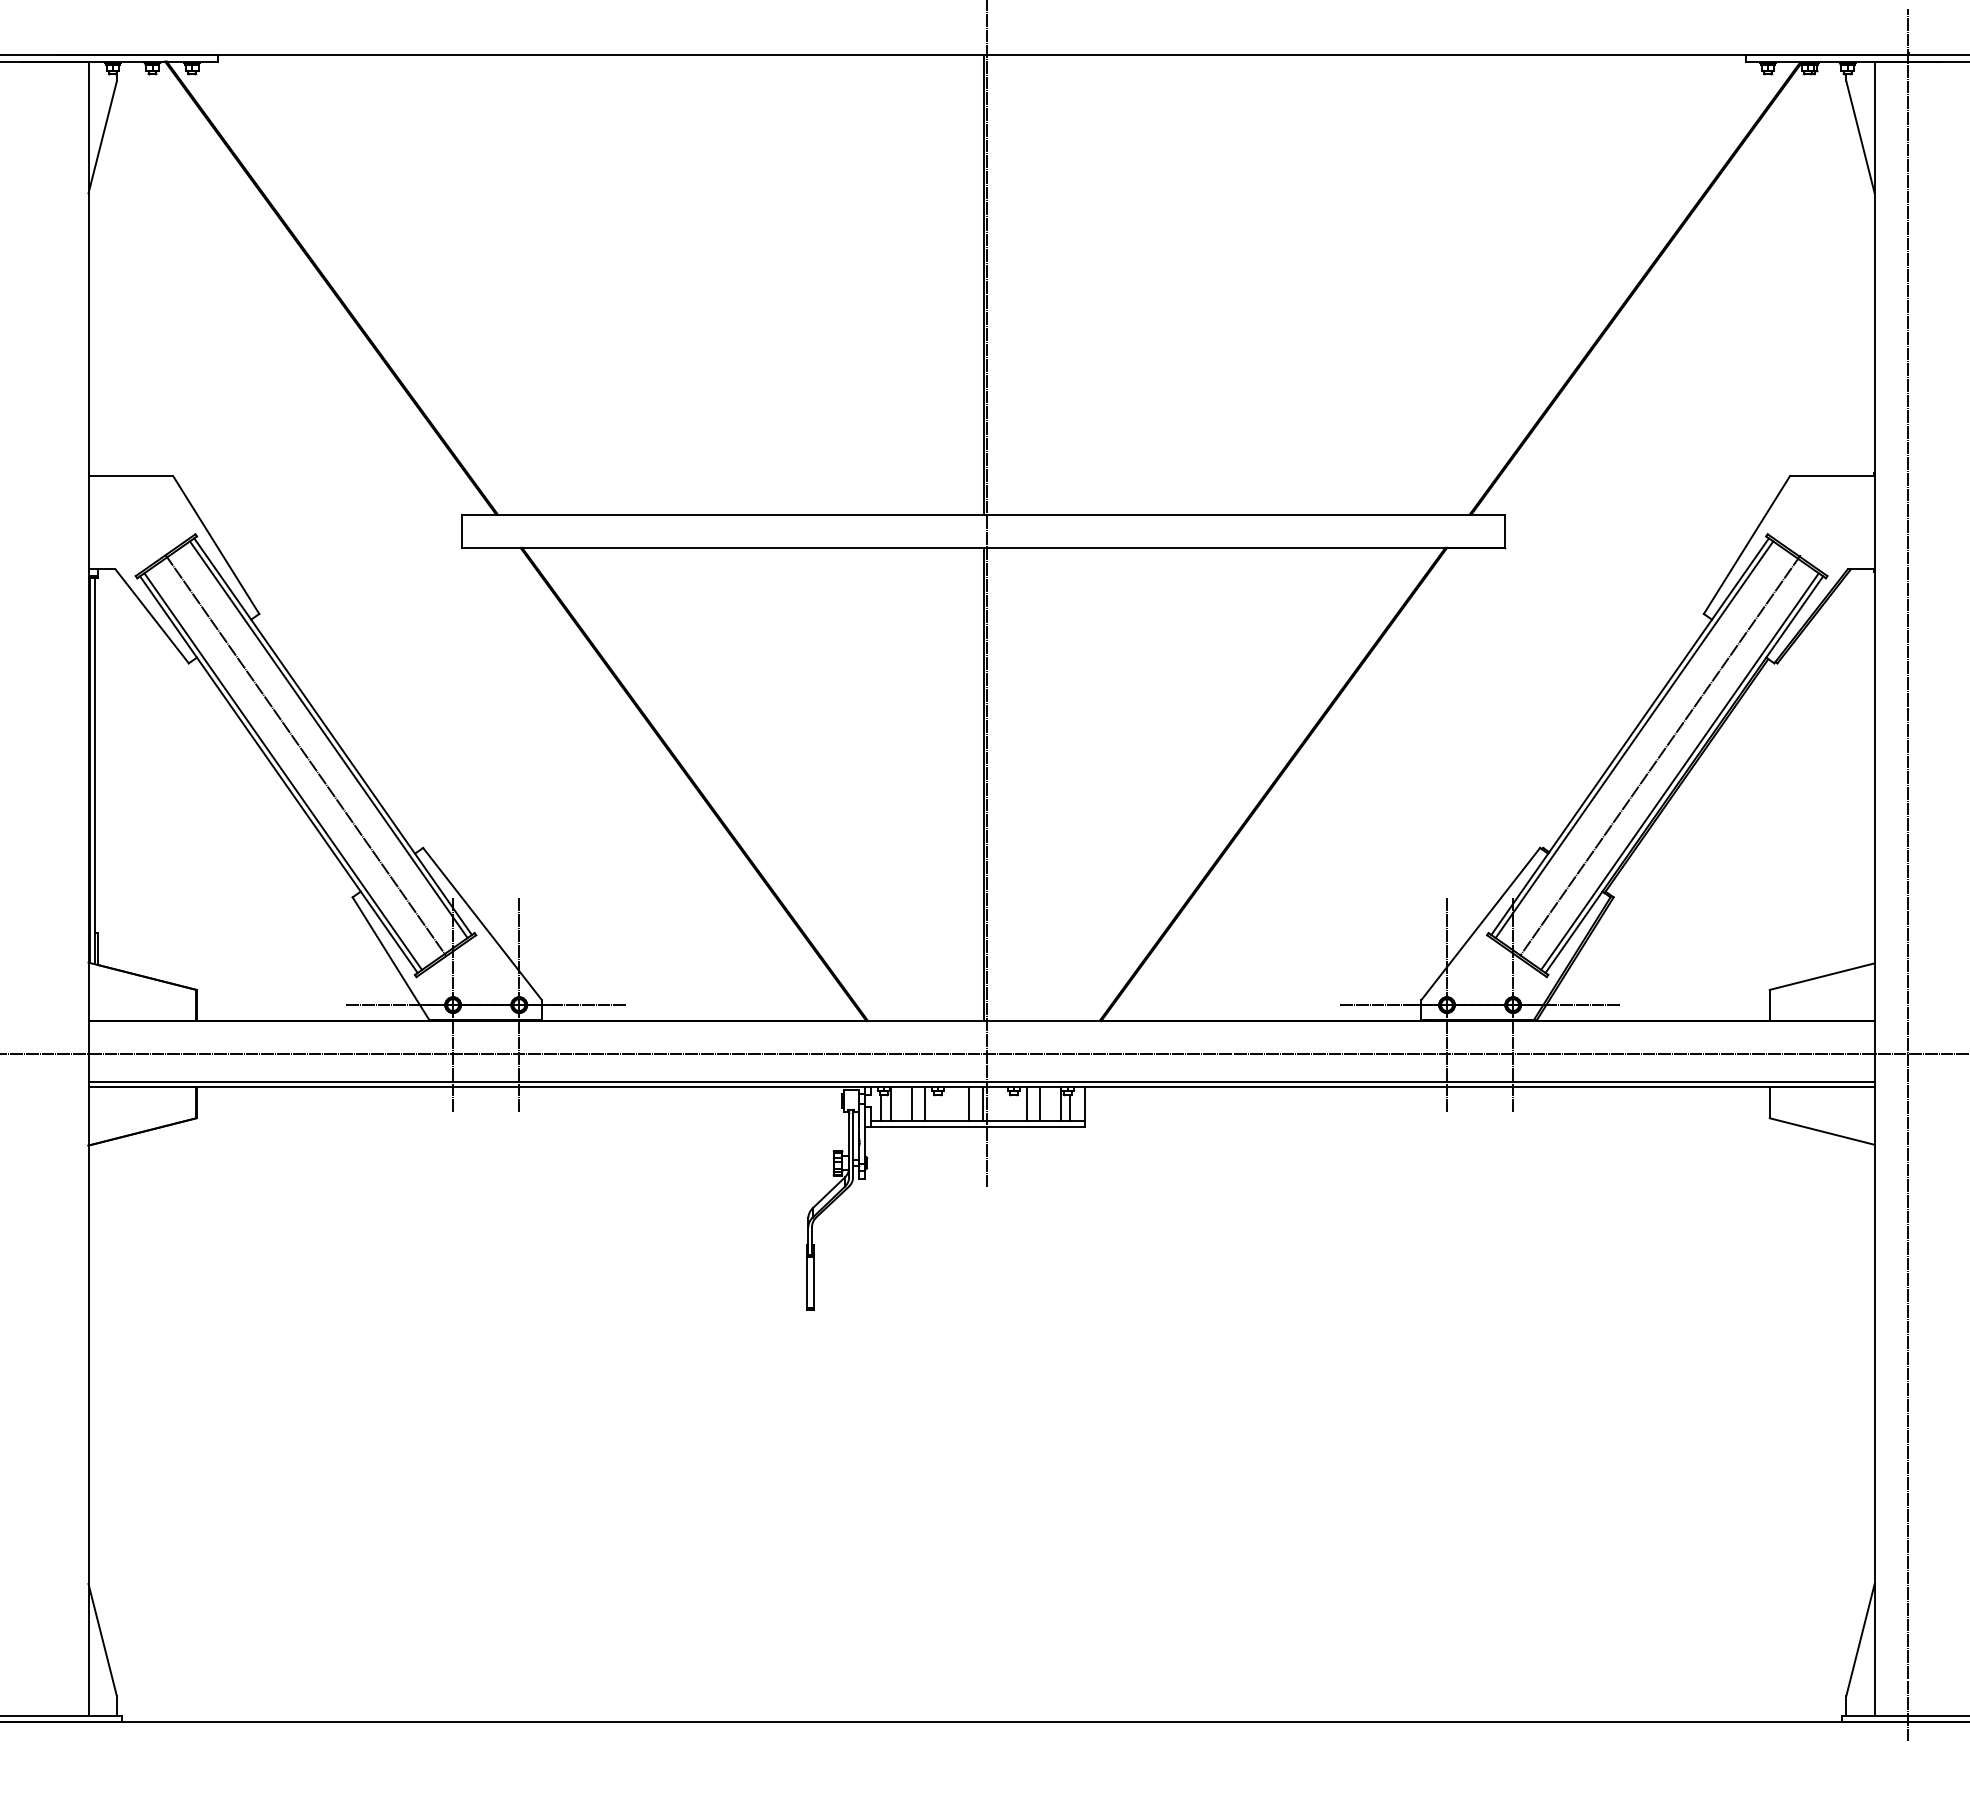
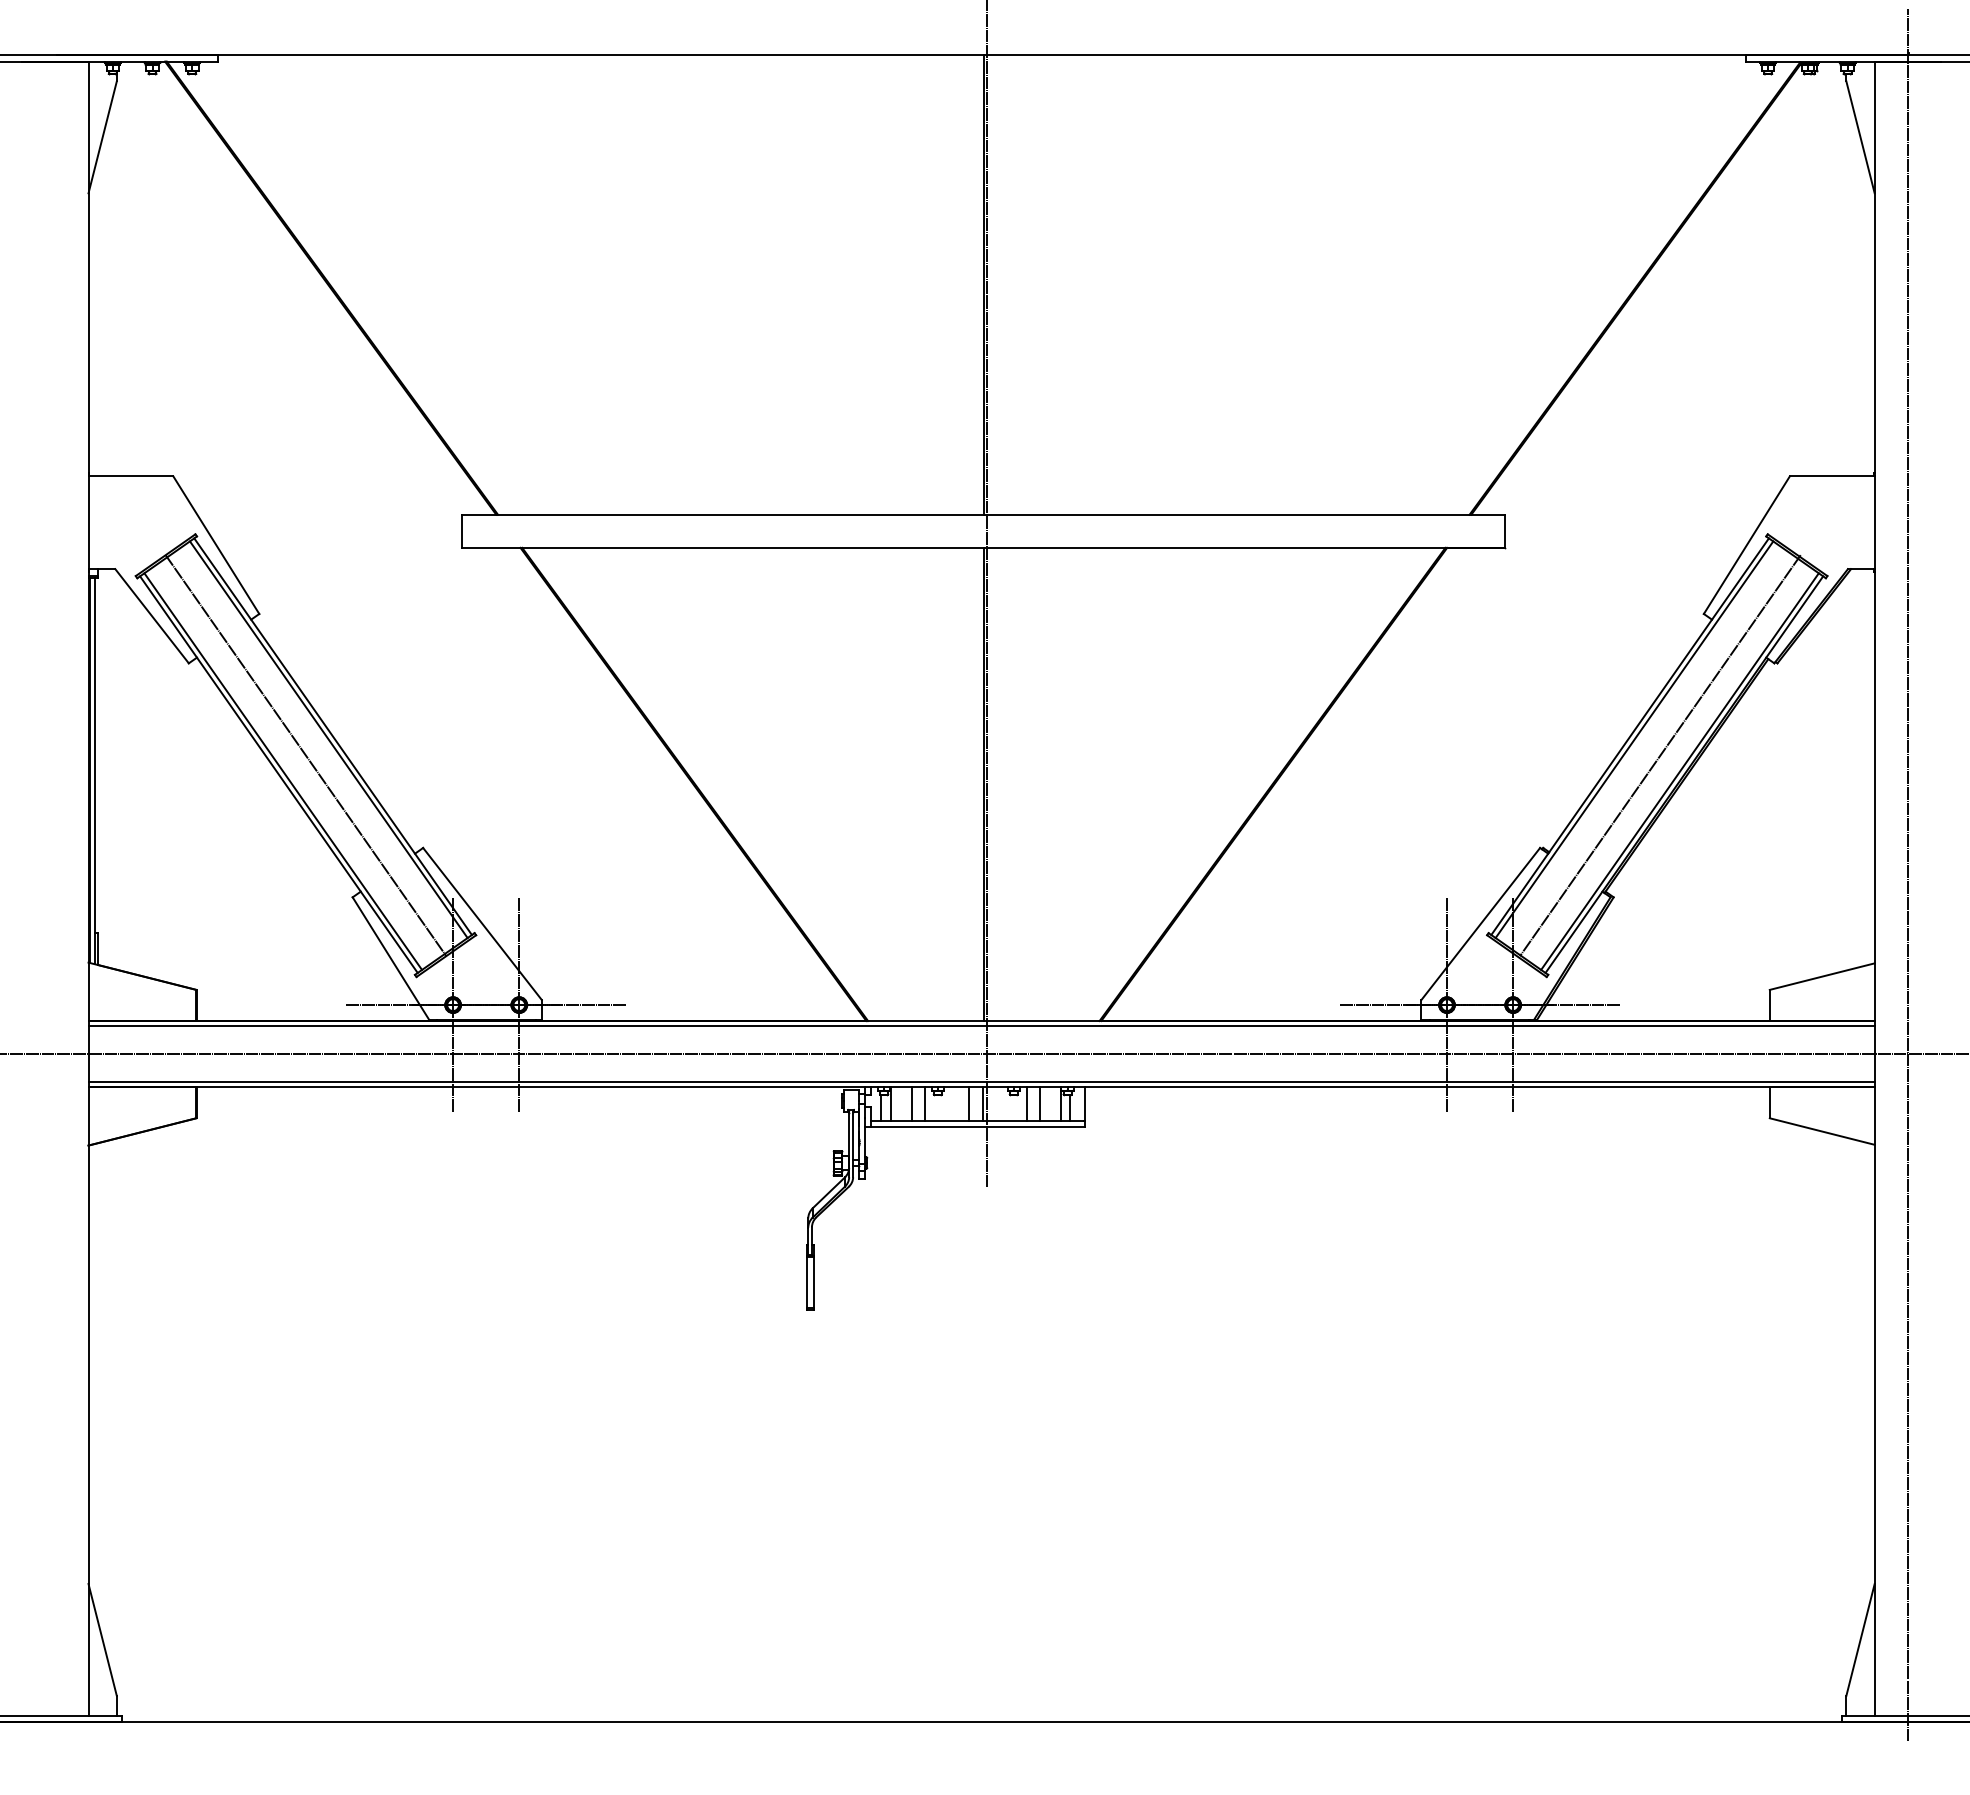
line: none -> present (981, 1026)
